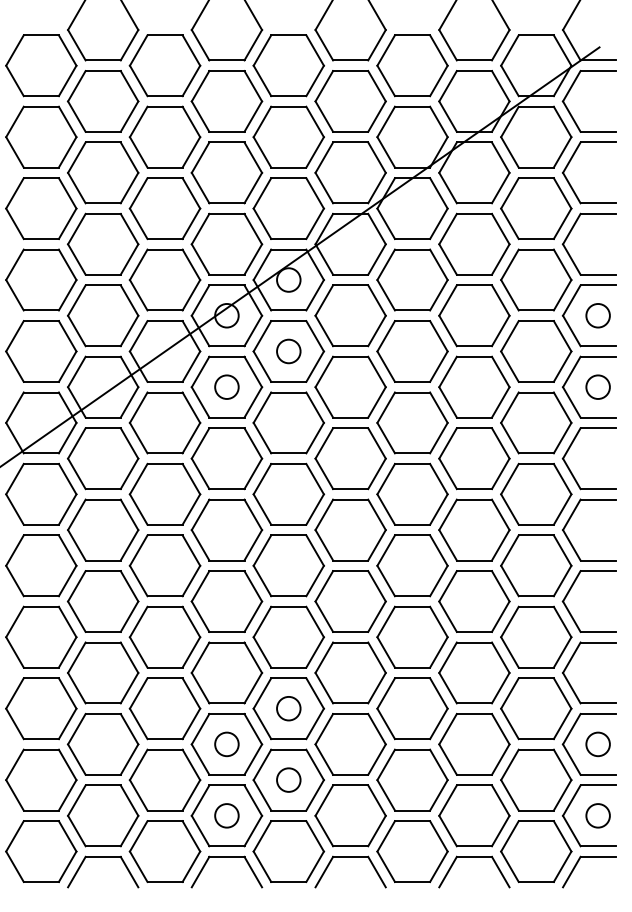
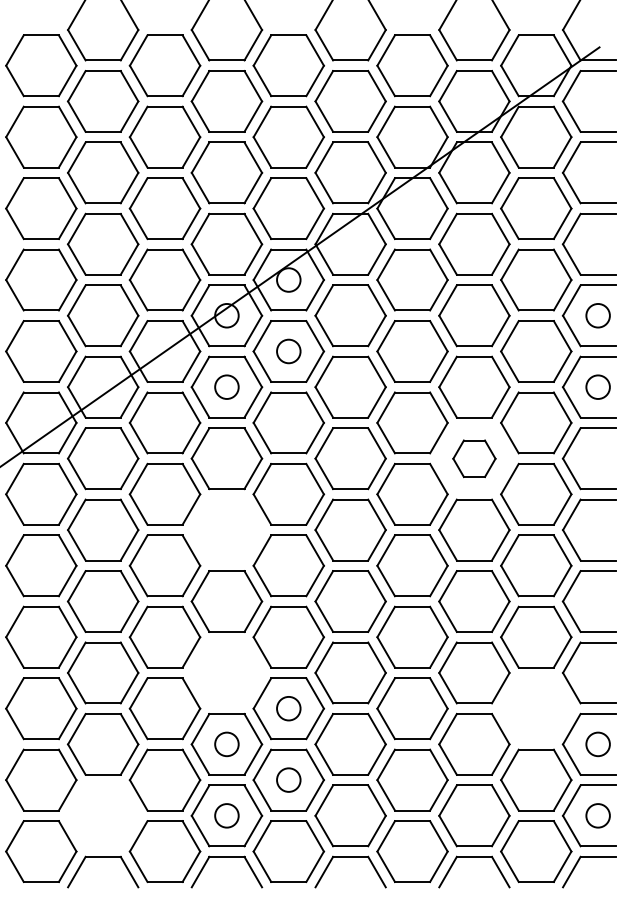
part size: 73x64 px -> 45x40 px (474, 458)
part: present -> none (226, 529)
part: present -> none (226, 672)
part: present -> none (536, 708)
part: present -> none (103, 815)
